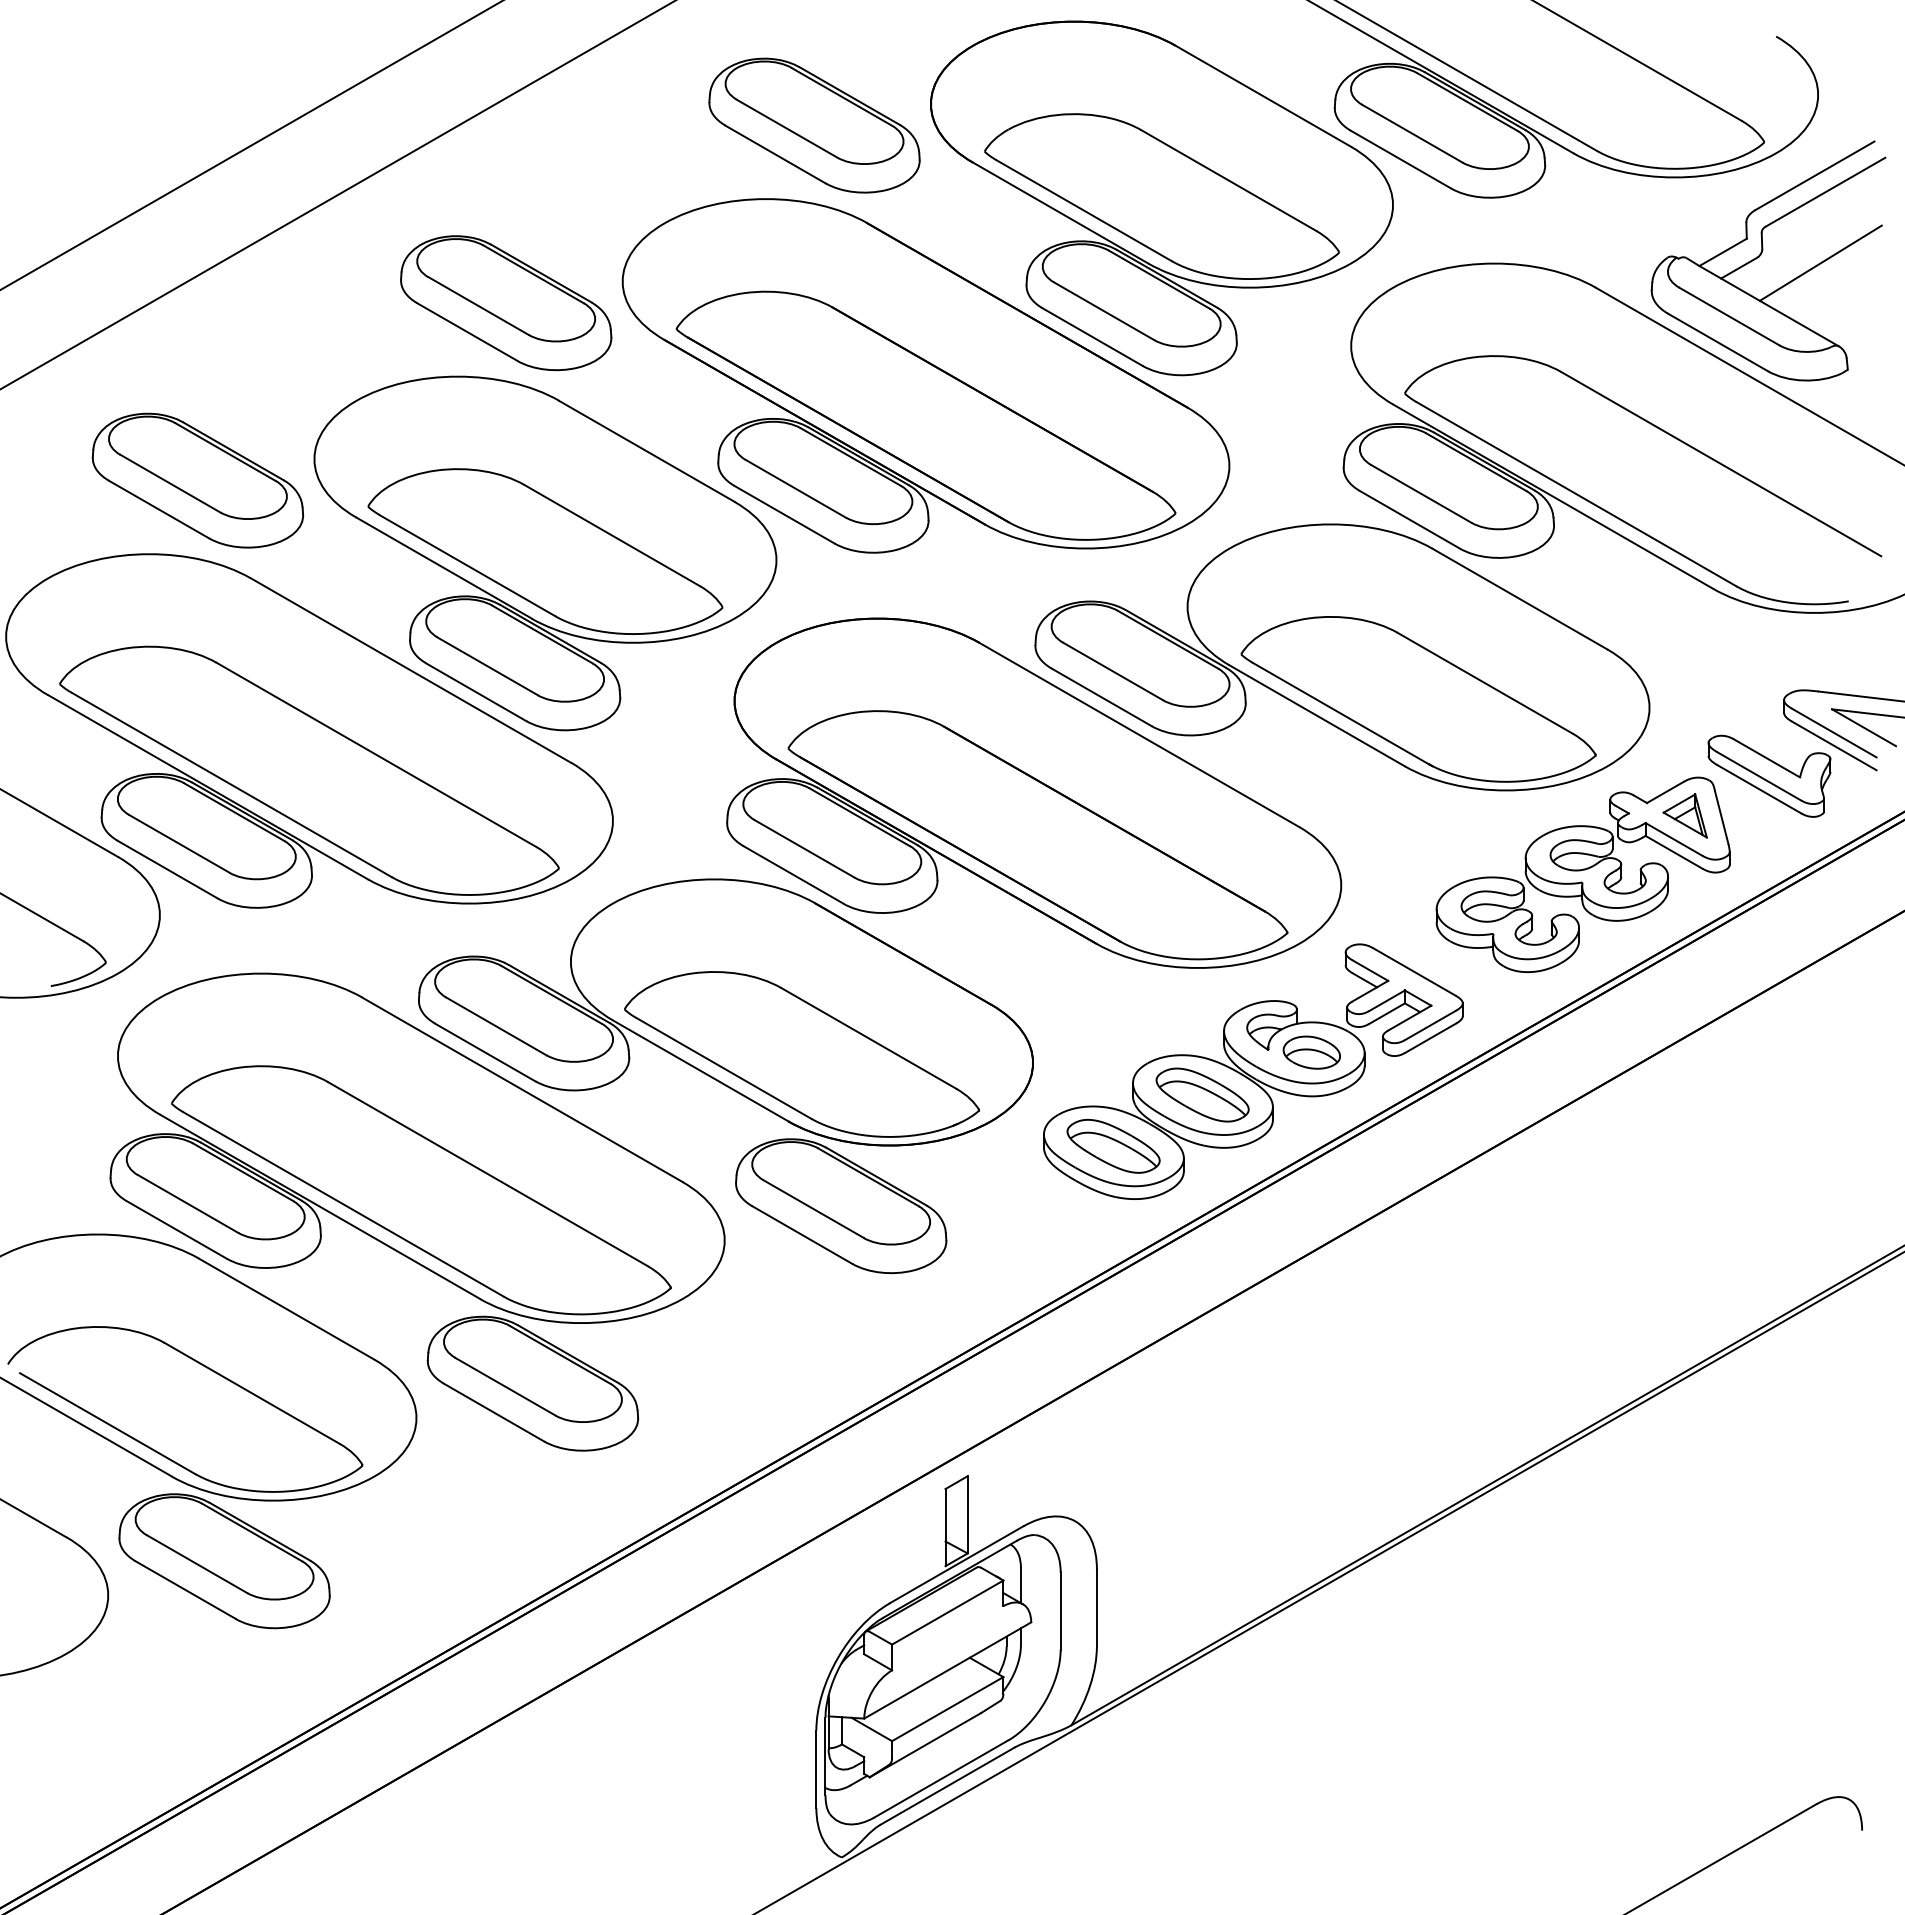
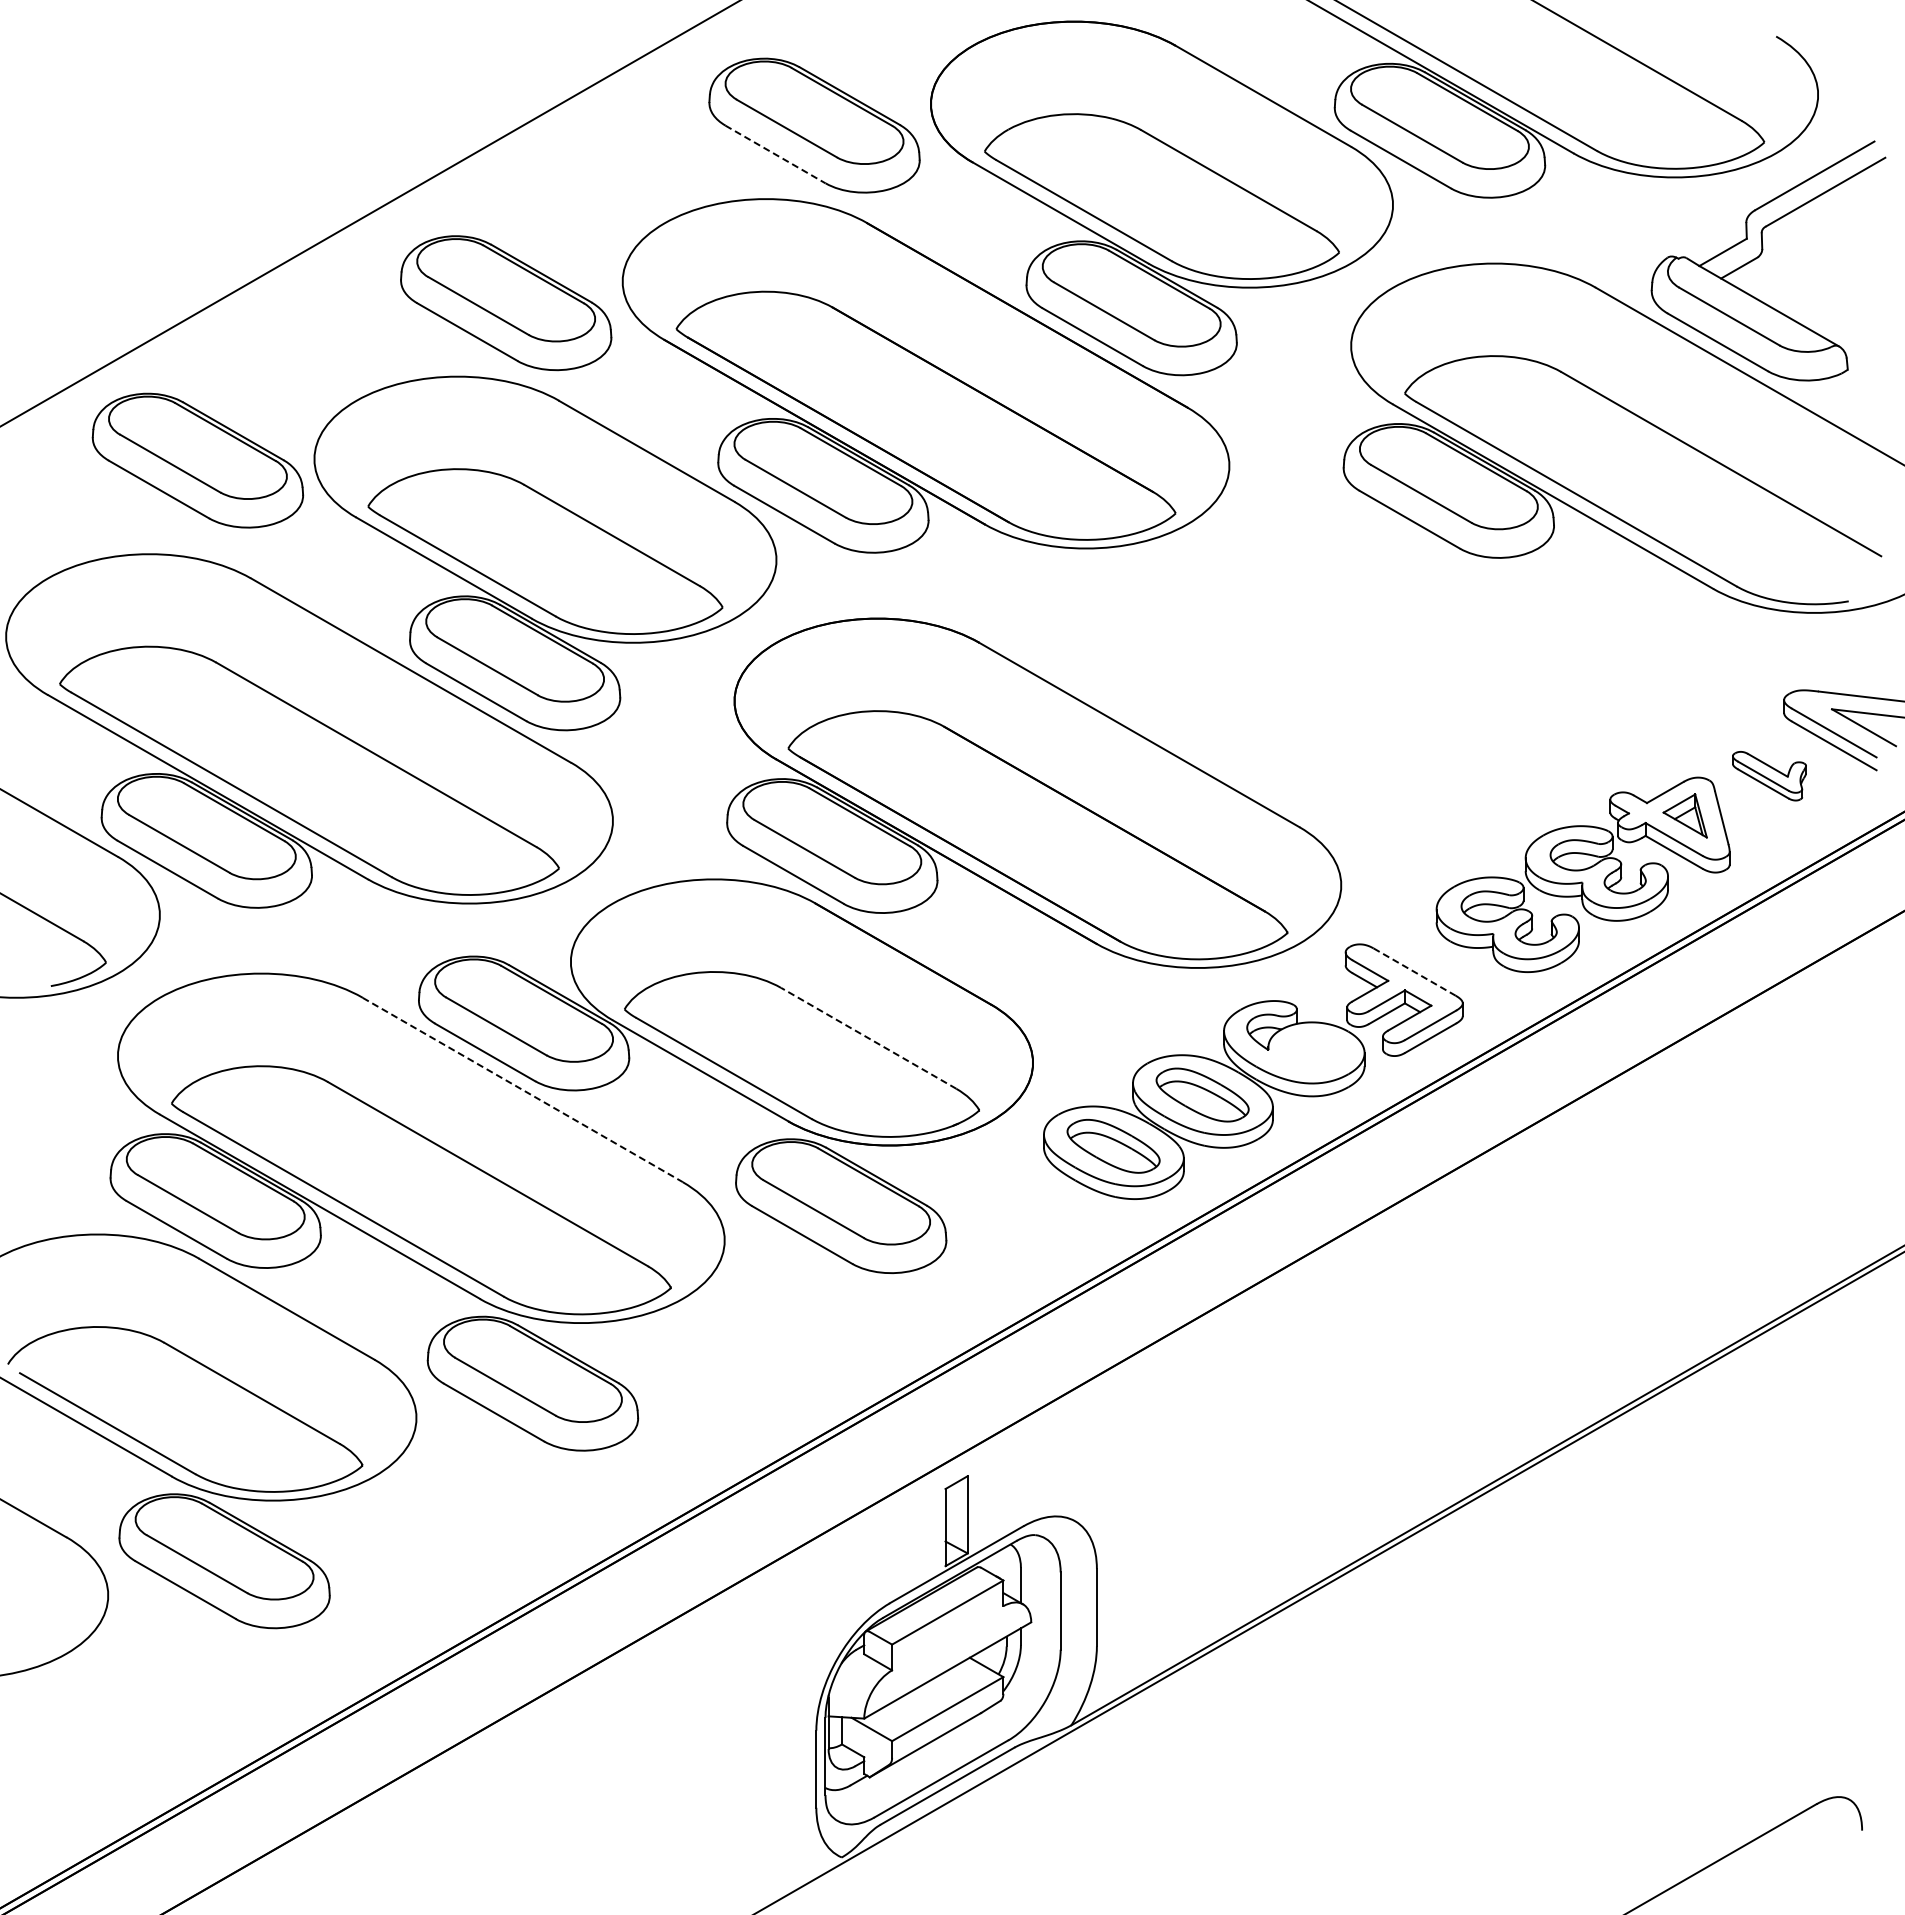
line: present -> none (251, 145)
line: solid -> dashed (775, 154)
line position: (337, 195) -> (369, 213) (369, 213)
line: present -> none (1820, 262)
part position: (197, 480) -> (197, 460) (197, 460)
part: present -> none (1342, 657)
part size: 125x84 px -> 75x51 px (1769, 776)
line: solid -> dashed (1415, 972)
line: solid -> dashed (868, 1038)
part: present -> none (1311, 1052)
line: solid -> dashed (522, 1089)
